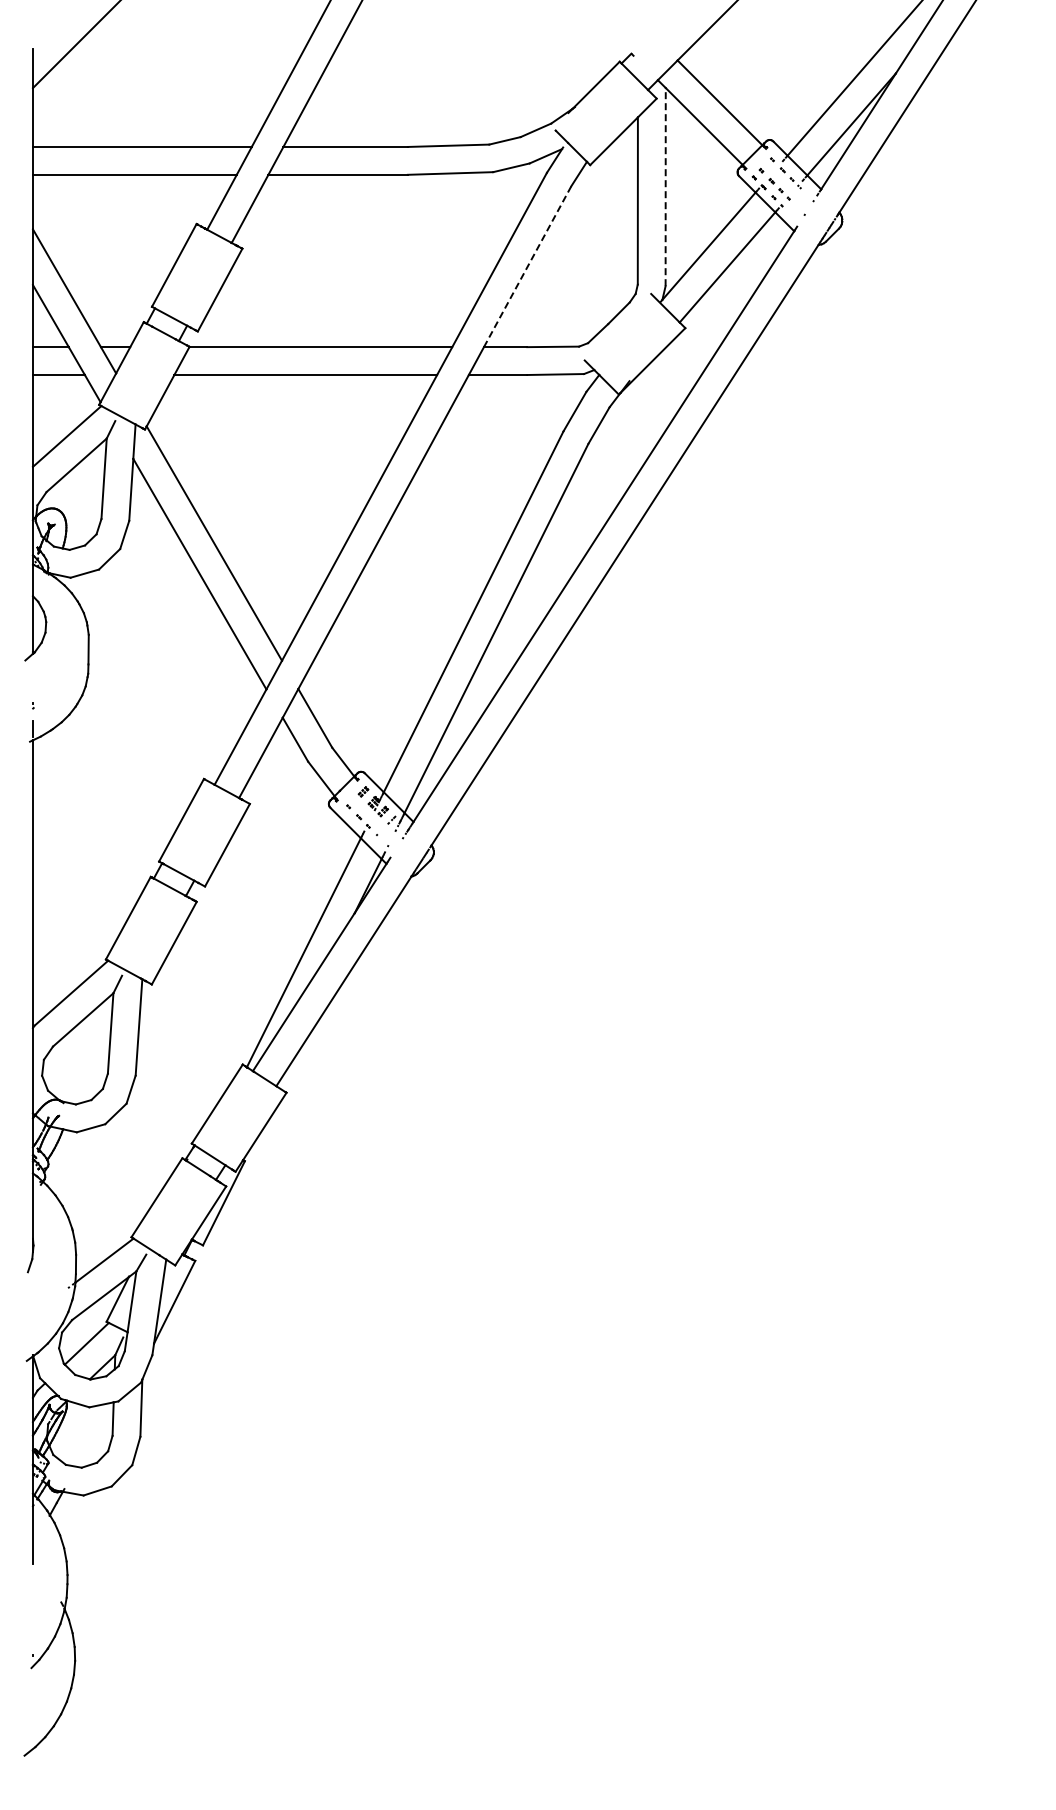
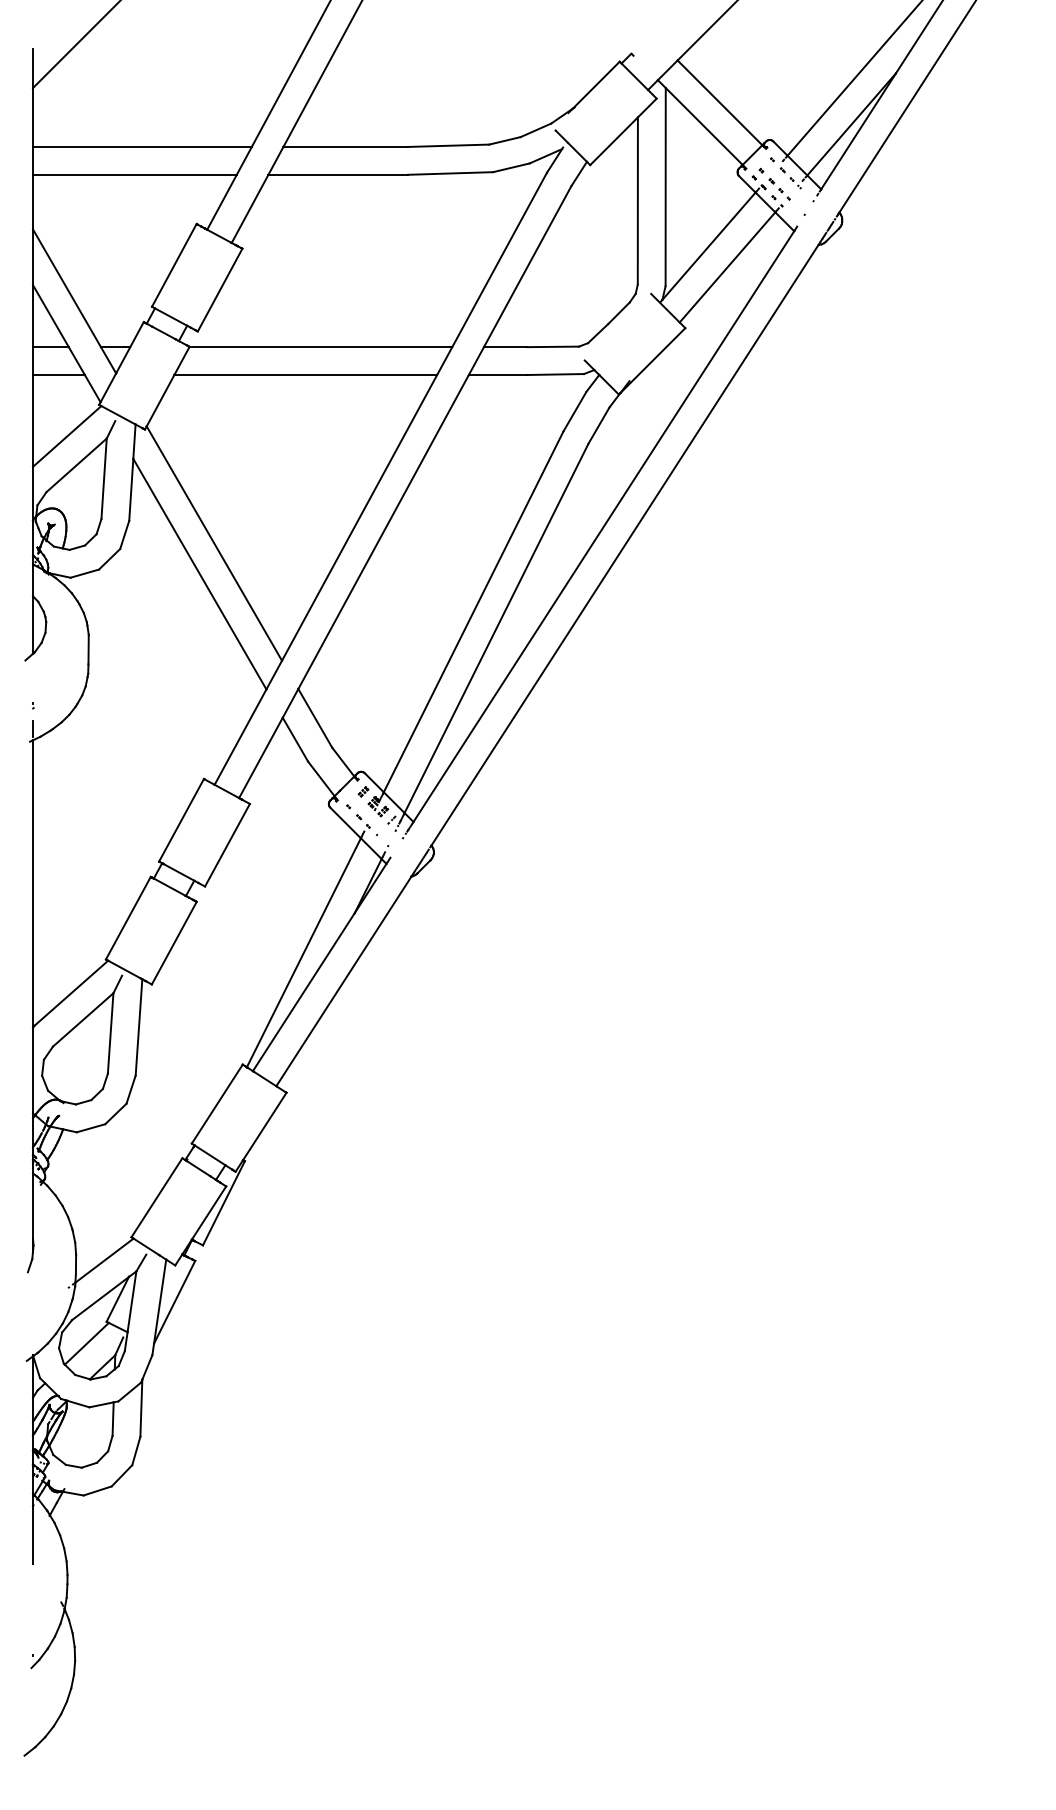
line: dashed -> solid (665, 186)
line: dashed -> solid (527, 266)
